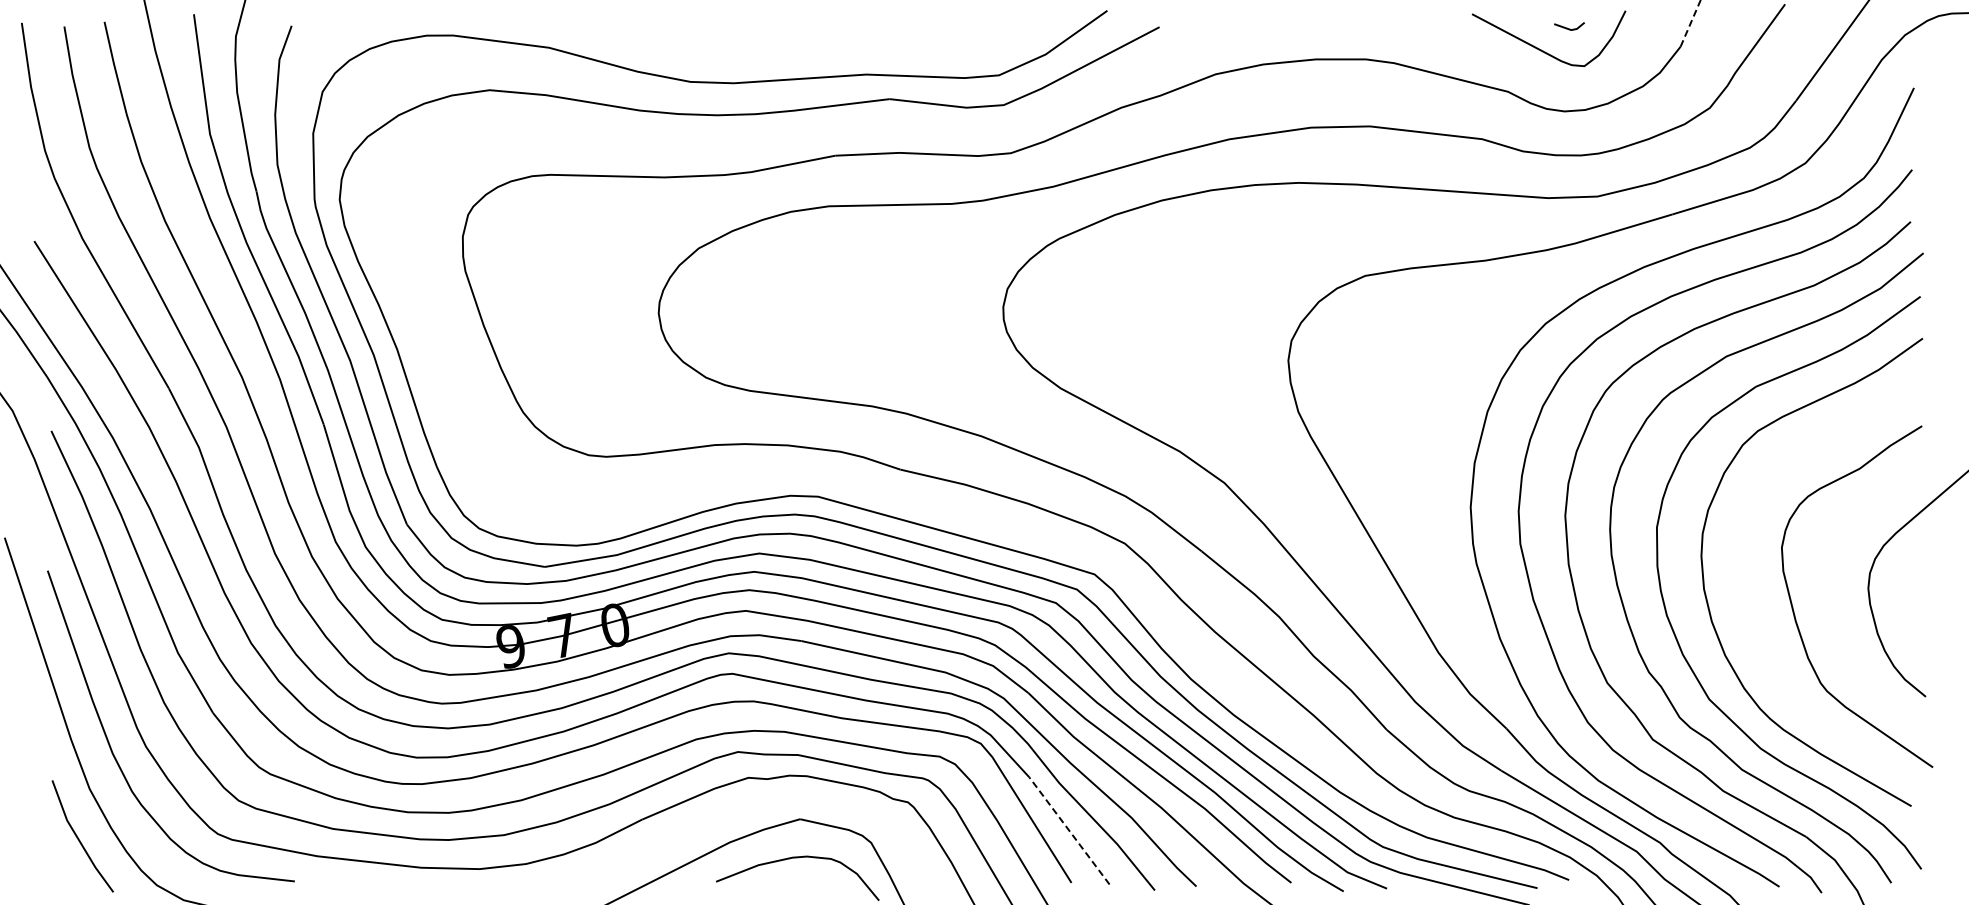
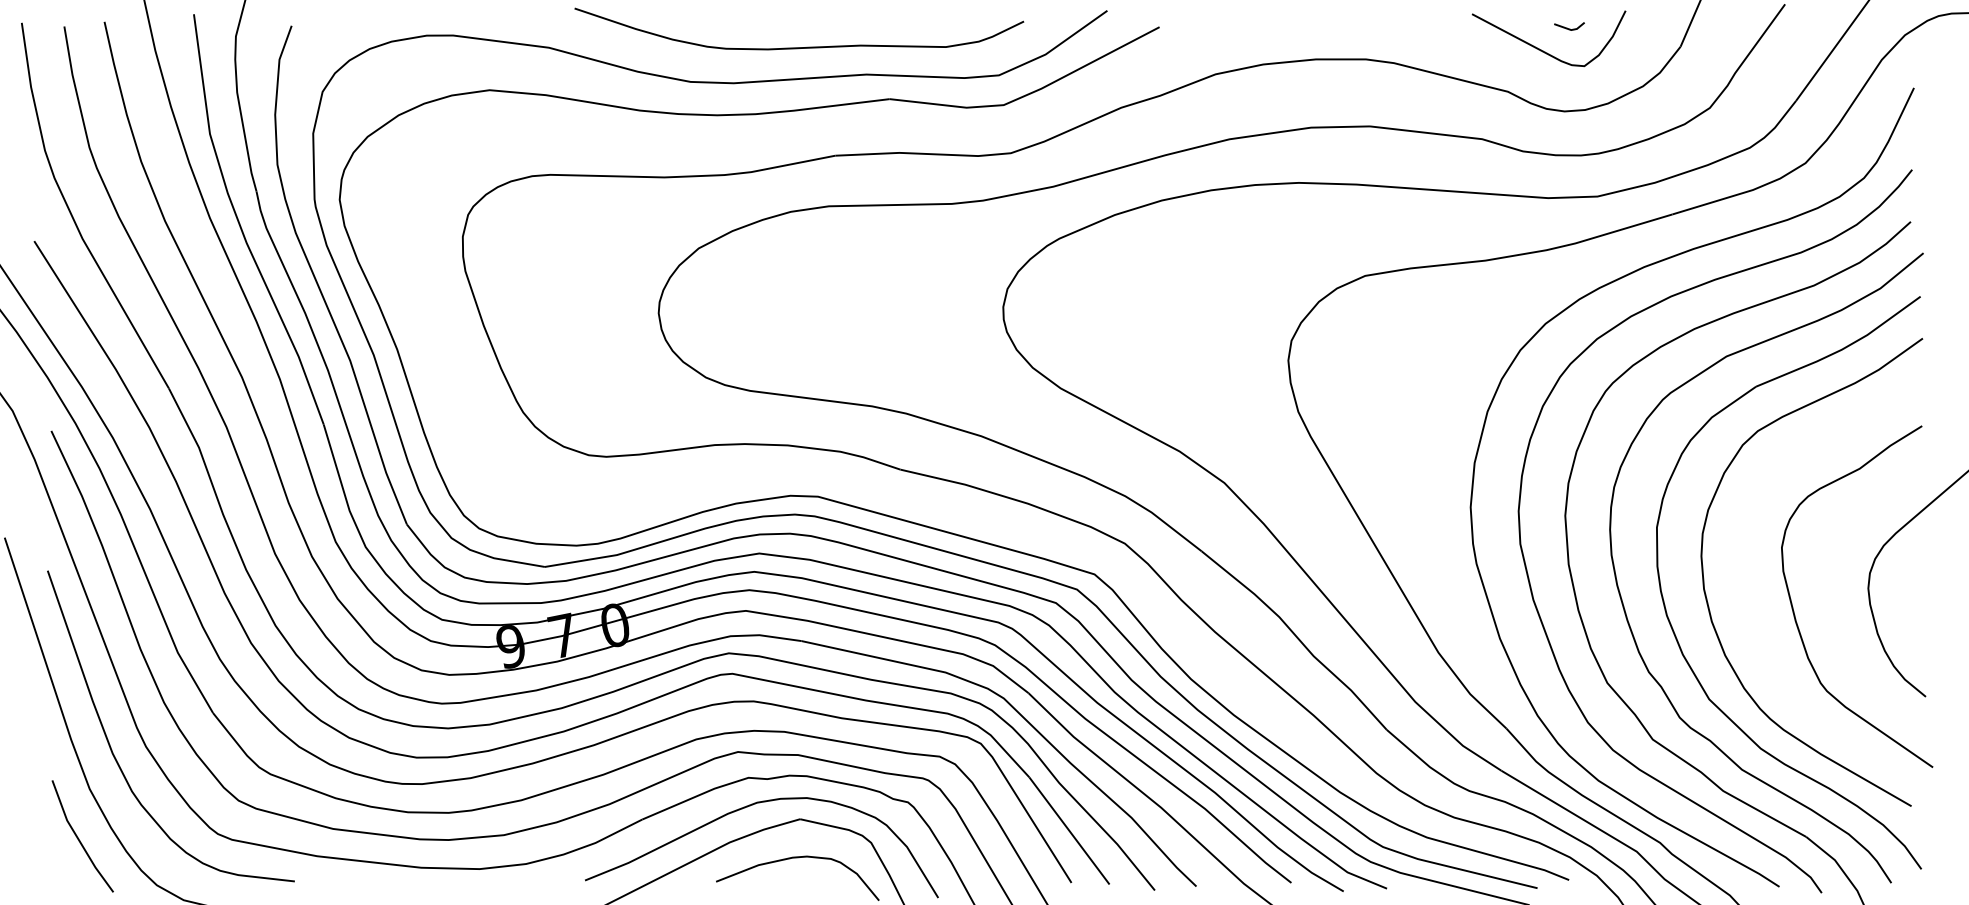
line: dashed -> solid (1690, 22)
curve: none -> present (799, 47)
curve: none -> present (745, 808)
line: dashed -> solid (1069, 830)
